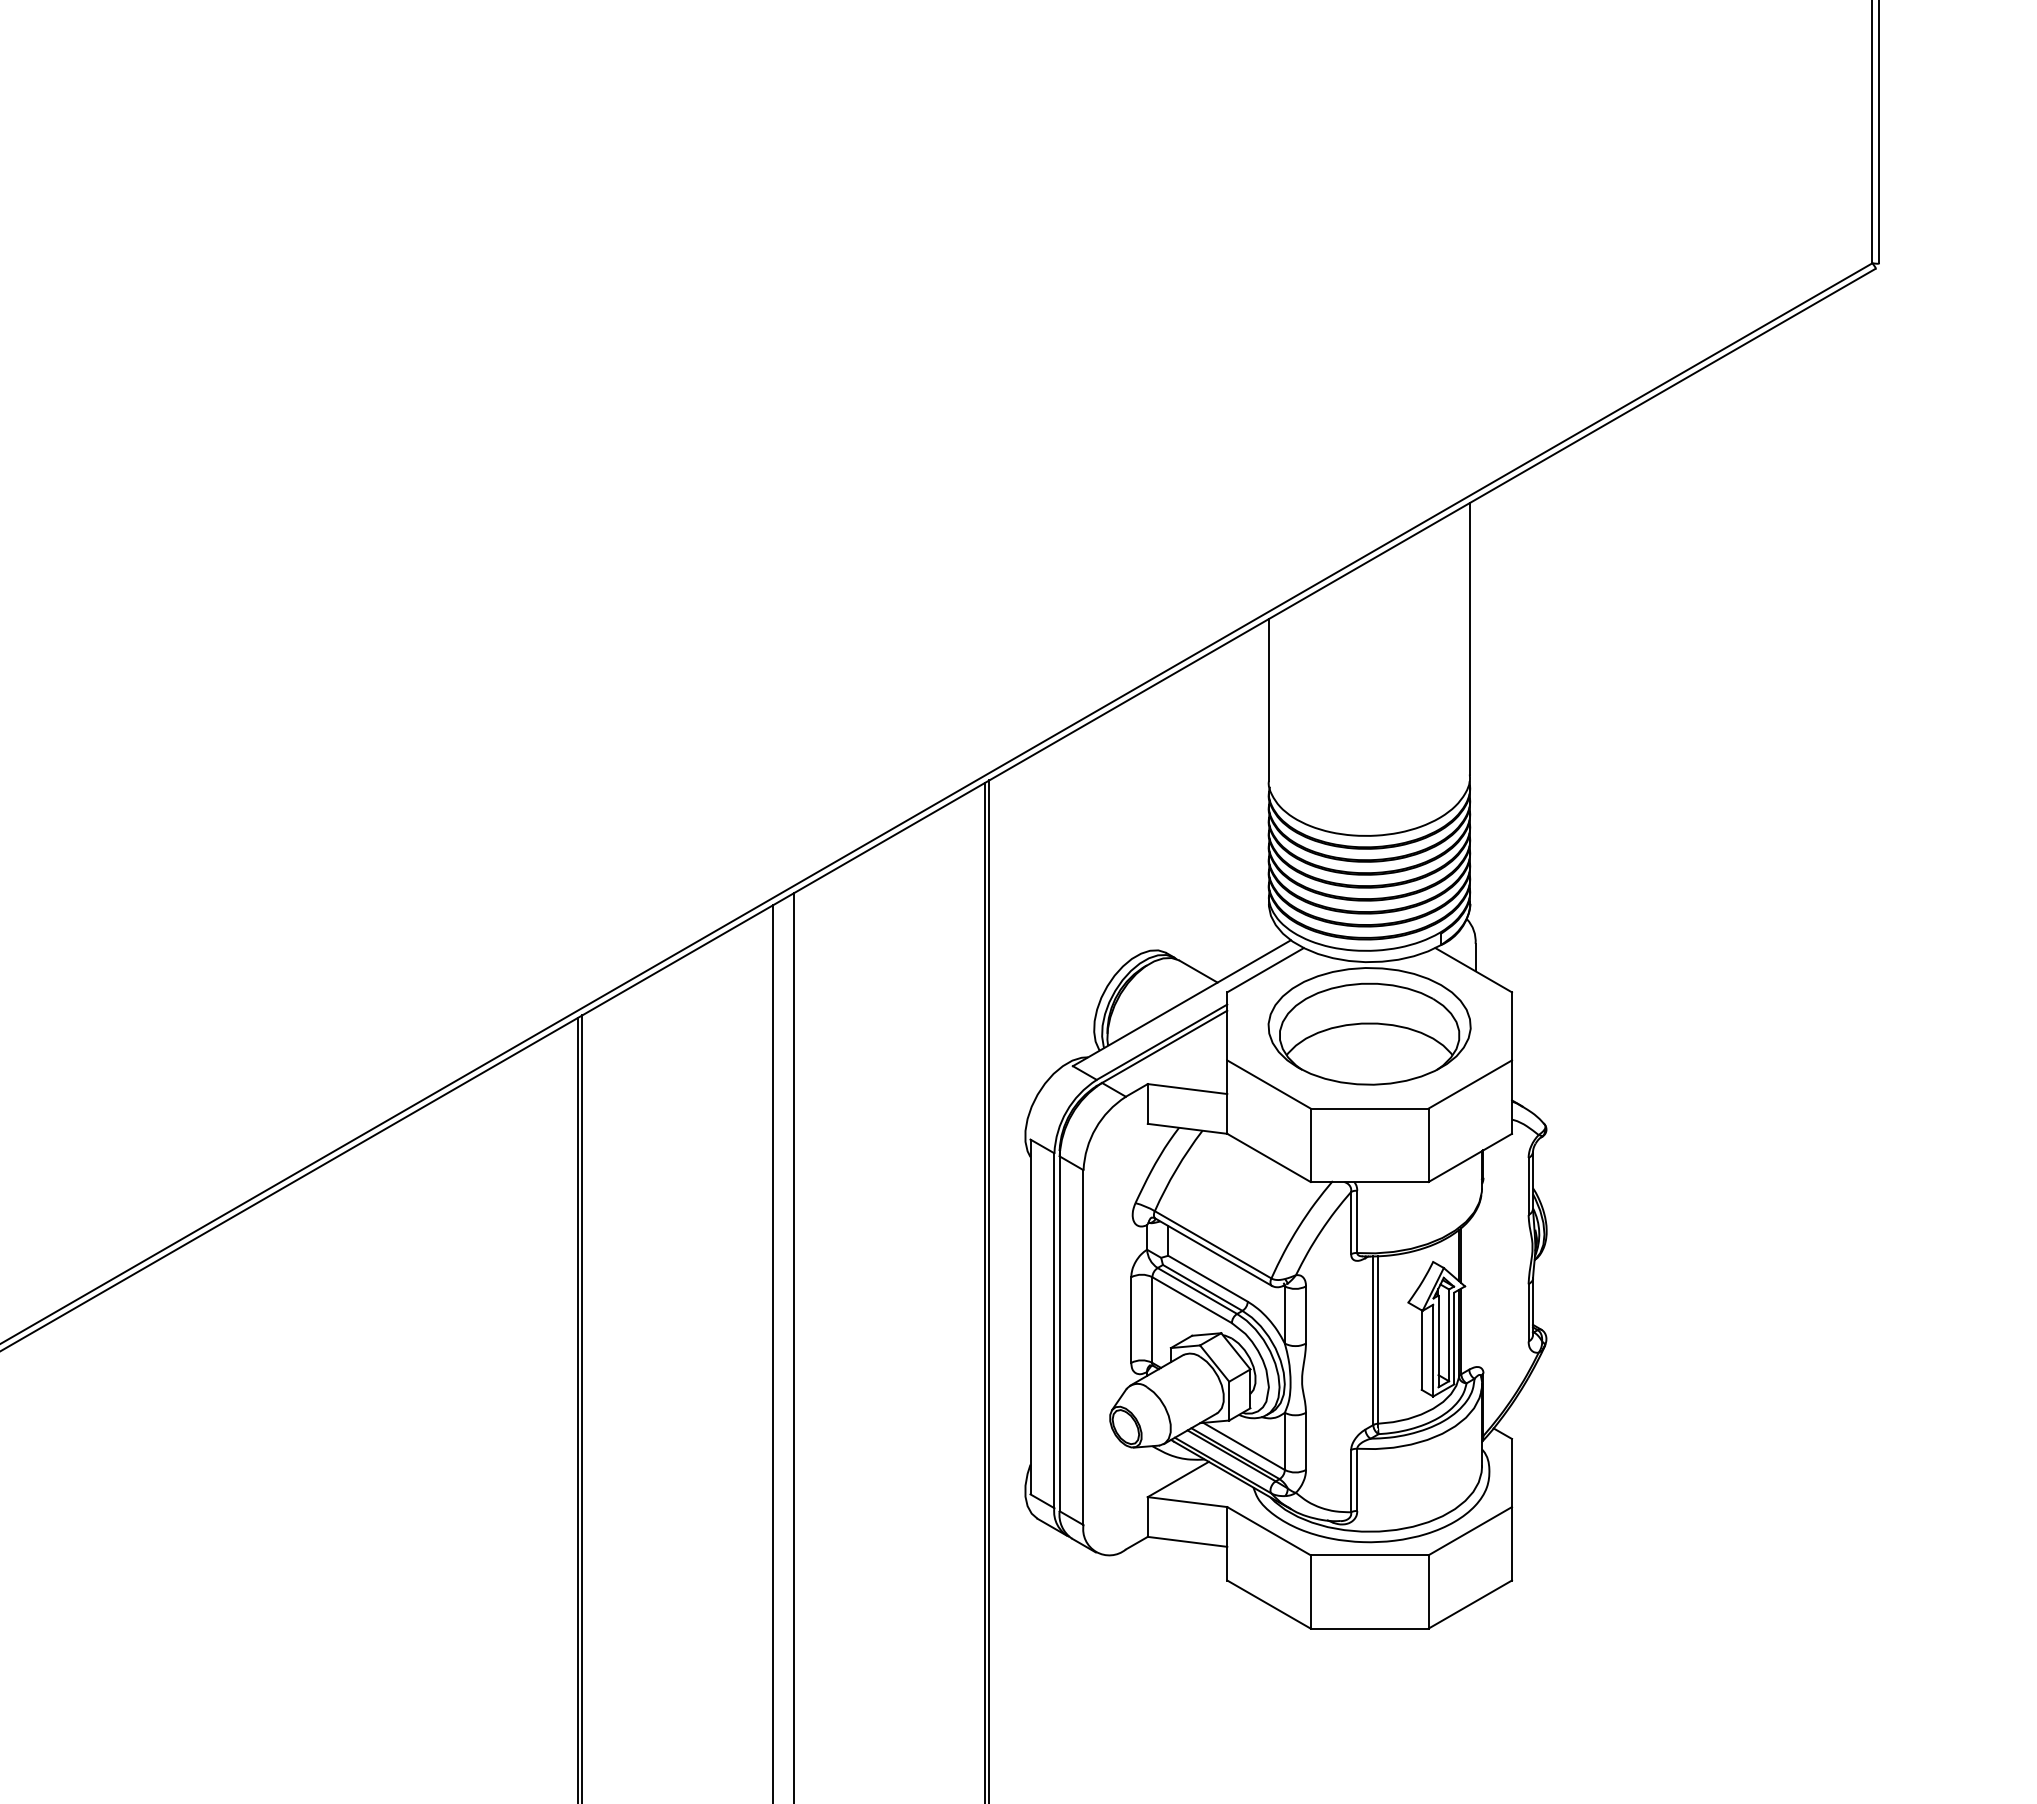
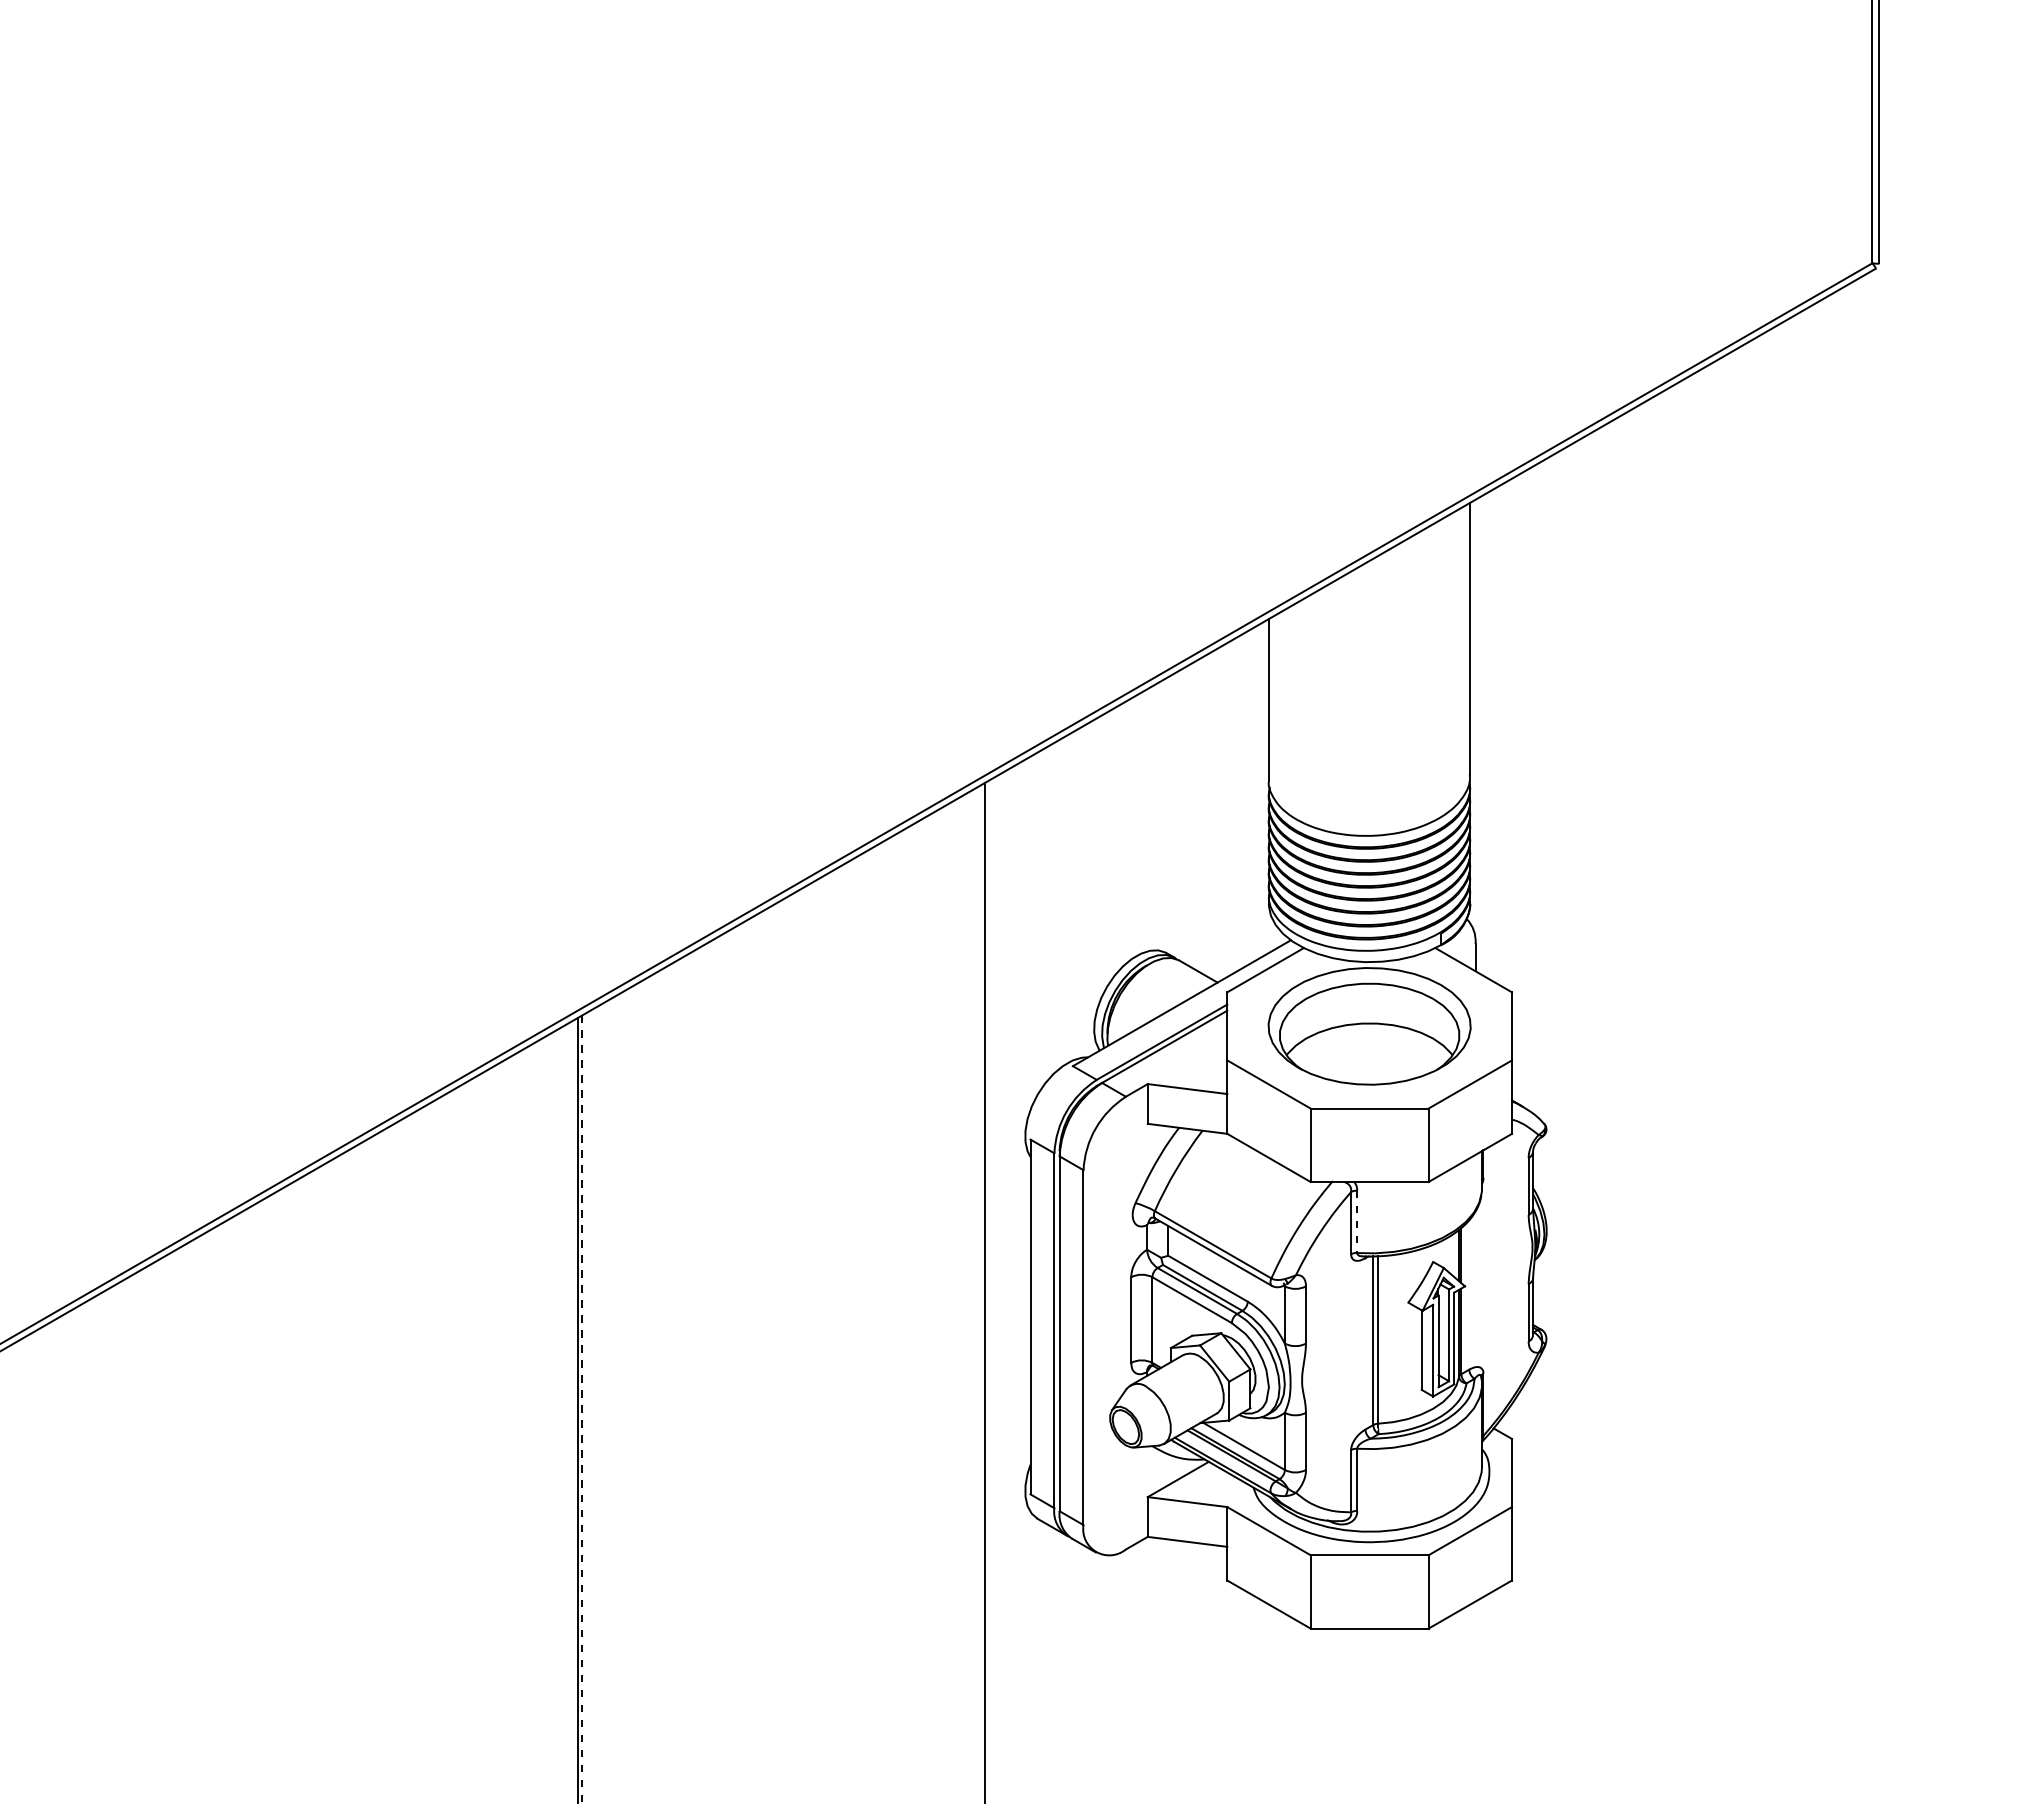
line: solid -> dashed (1357, 1222)
line: present -> none (989, 1290)
line: present -> none (794, 1346)
line: present -> none (773, 1352)
line: solid -> dashed (582, 1409)
